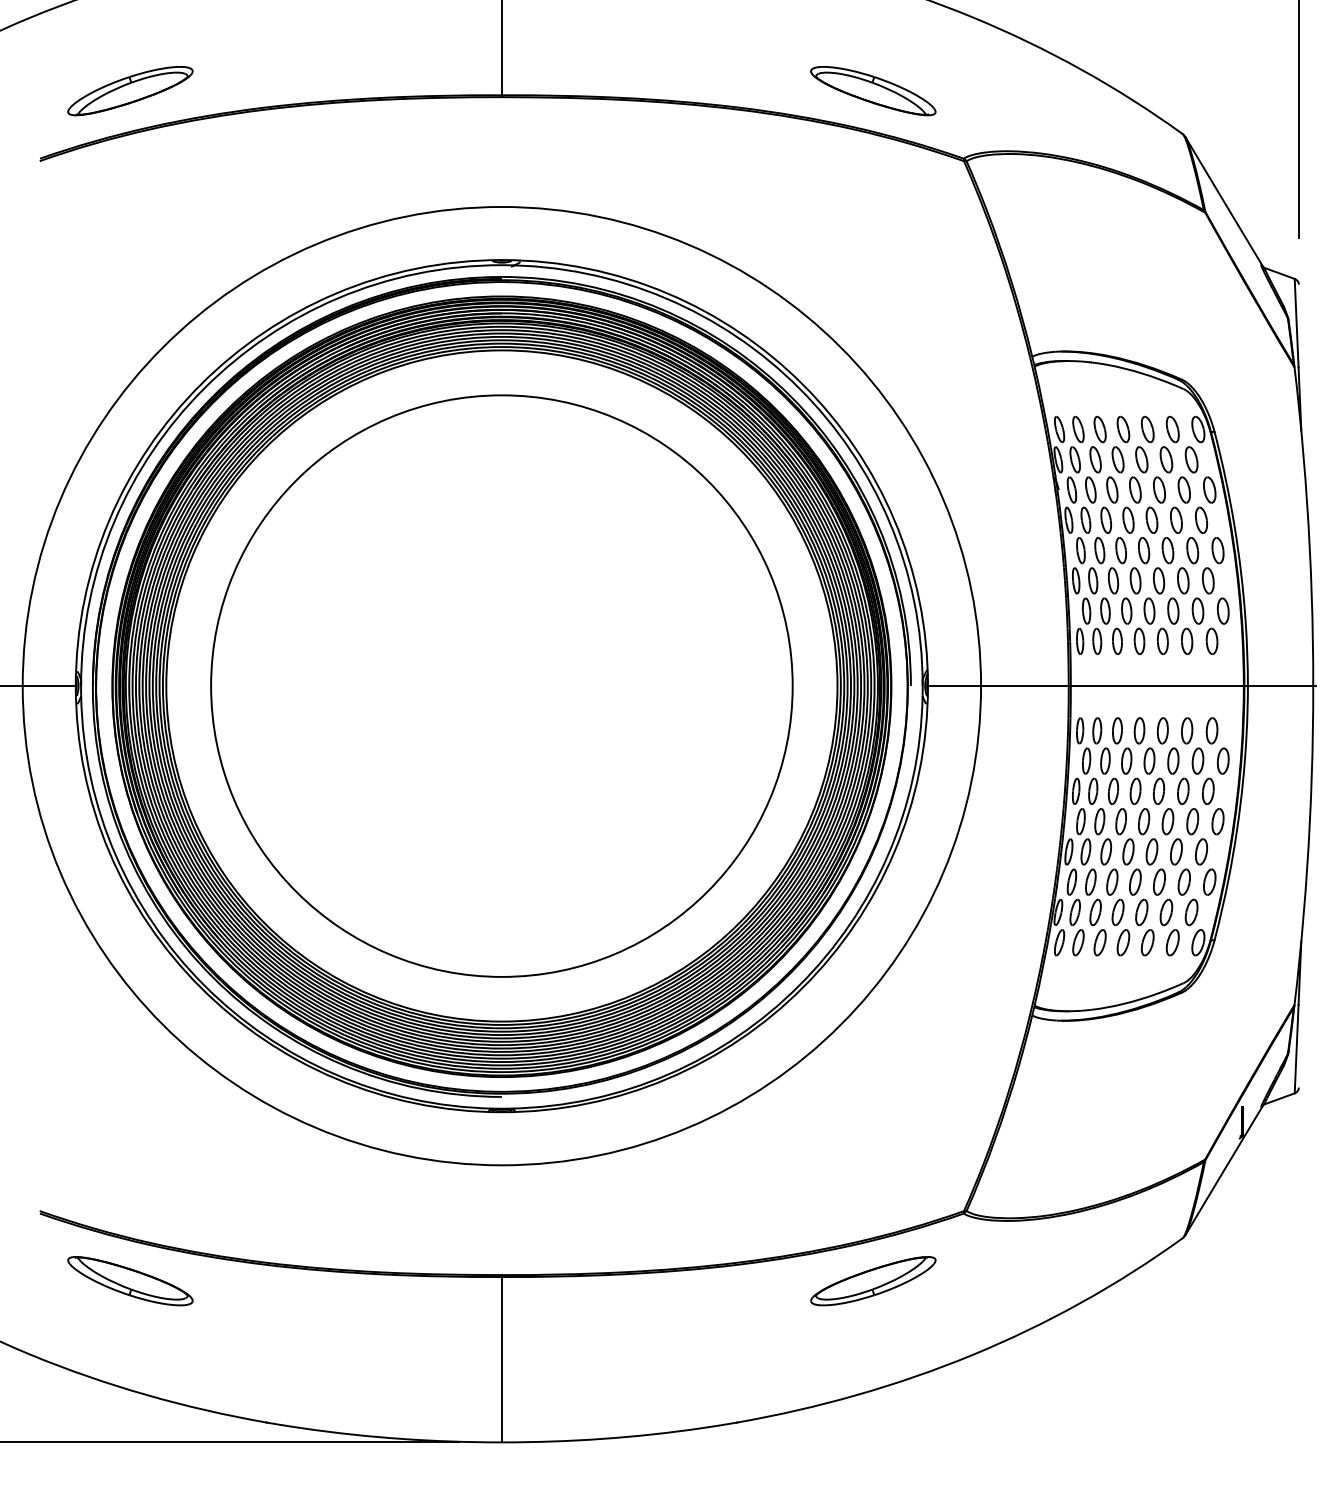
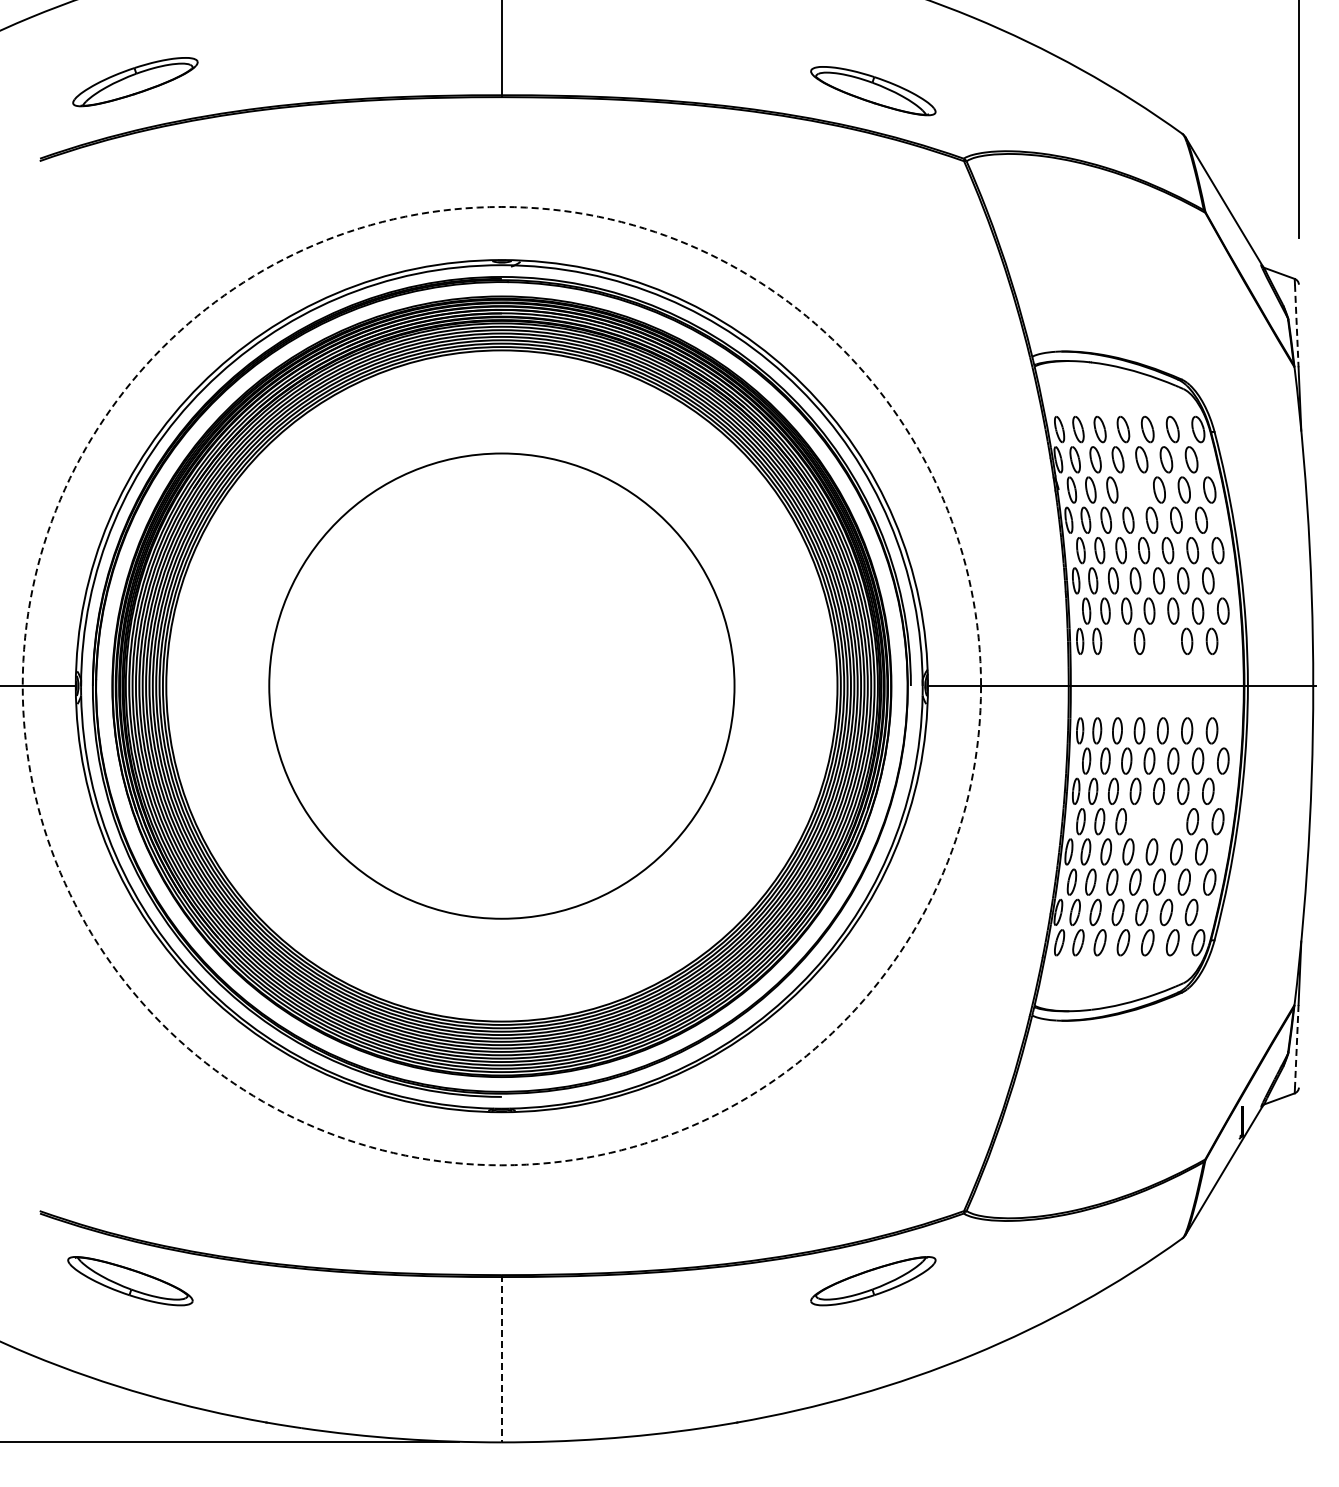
part position: (130, 91) -> (135, 82) (135, 82)
line: solid -> dashed (1296, 326)
part: present -> none (1135, 489)
part: present -> none (1117, 640)
part: present -> none (1162, 640)
circle diameter: 582 px -> 465 px (501, 685)
circle: solid -> dashed (501, 685)
part: present -> none (1144, 821)
part: present -> none (1167, 821)
line: solid -> dashed (1296, 1046)
line: solid -> dashed (501, 1358)
